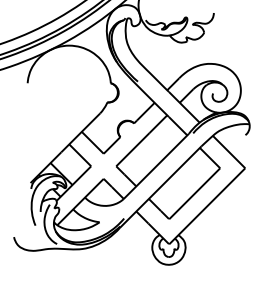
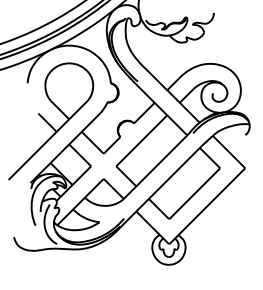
part: none -> present (50, 121)
